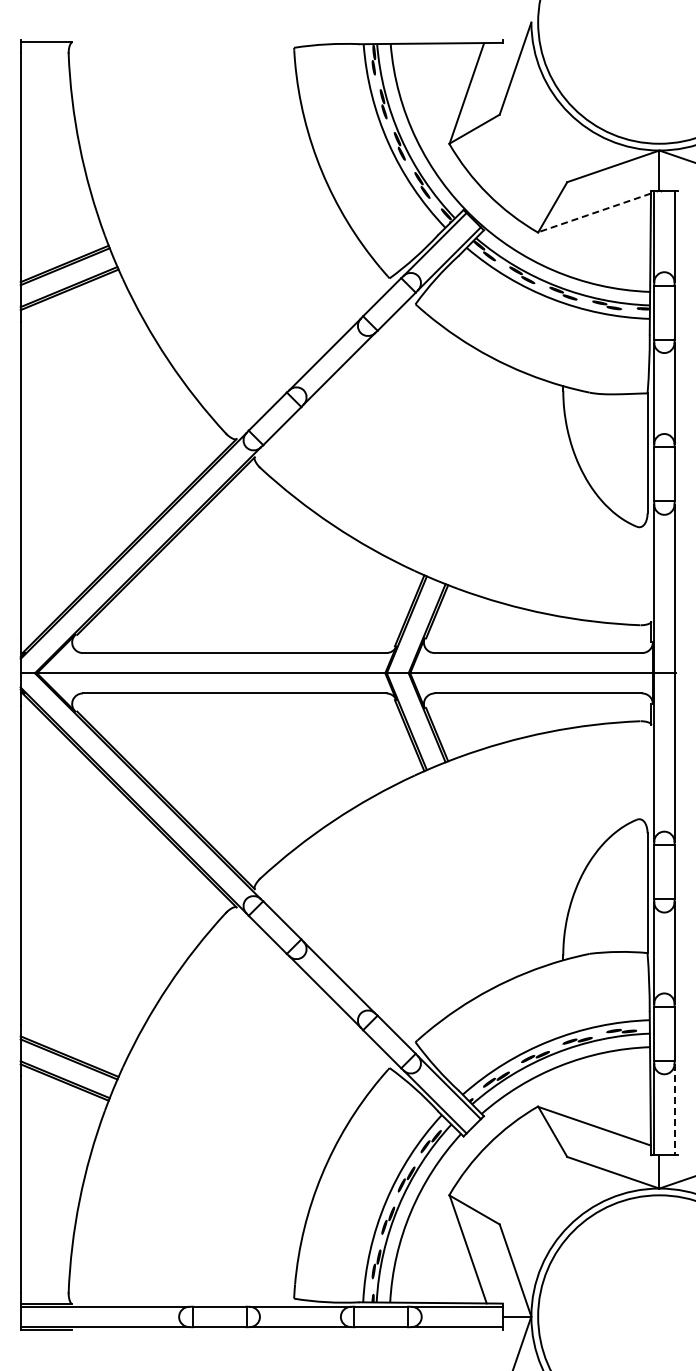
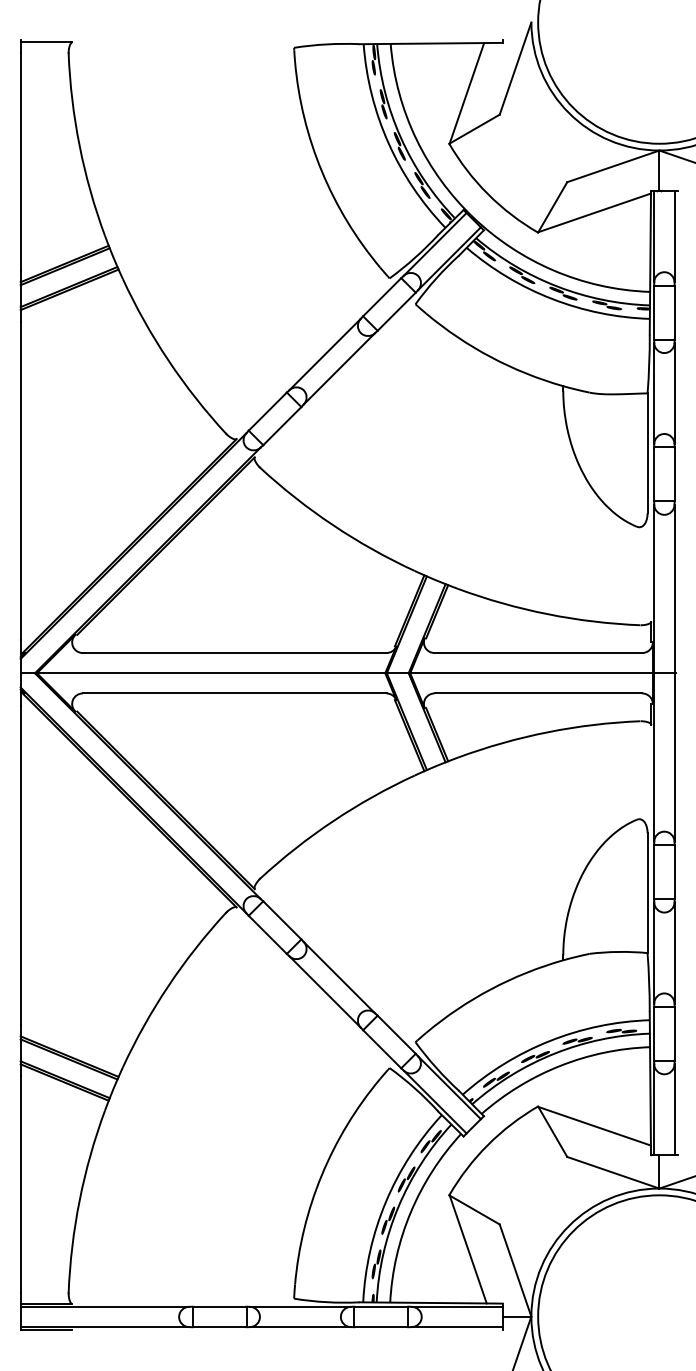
line: dashed -> solid (594, 212)
line: dashed -> solid (674, 1110)
